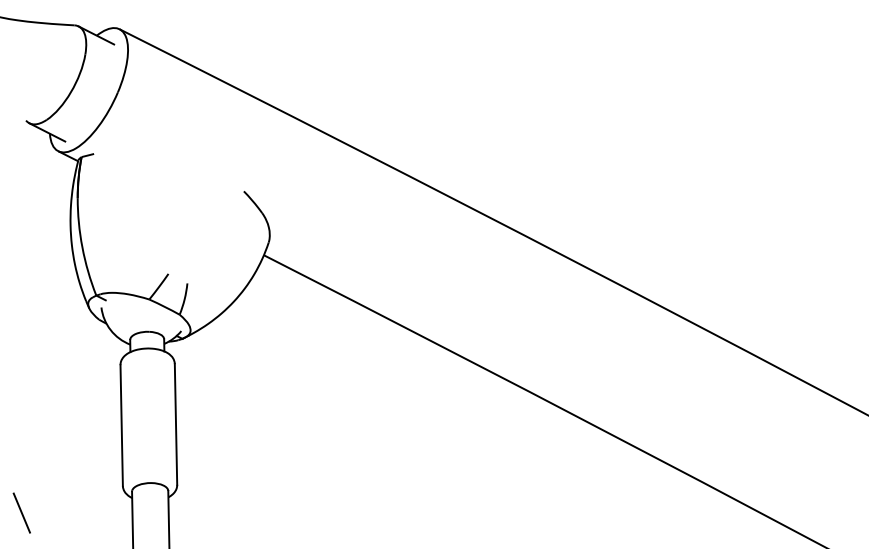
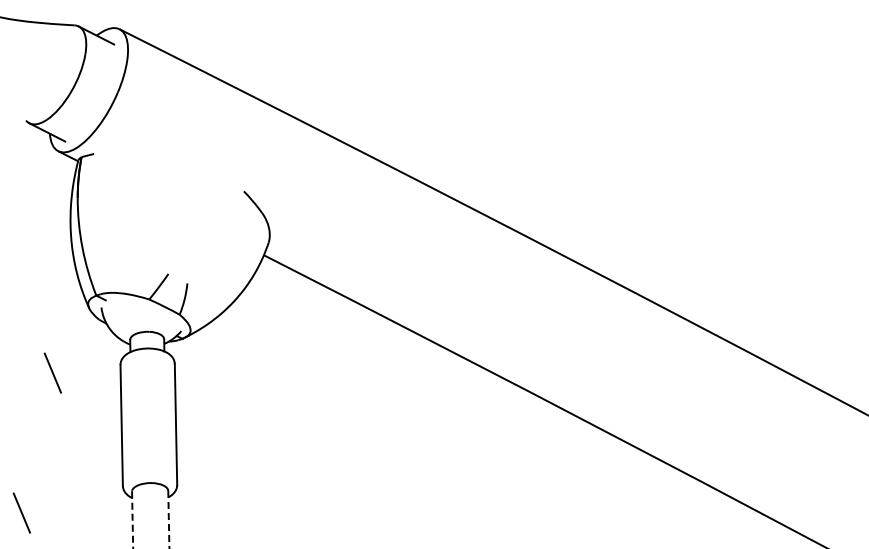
line: none -> present (52, 372)
line: solid -> dashed (132, 520)
line: solid -> dashed (168, 520)
